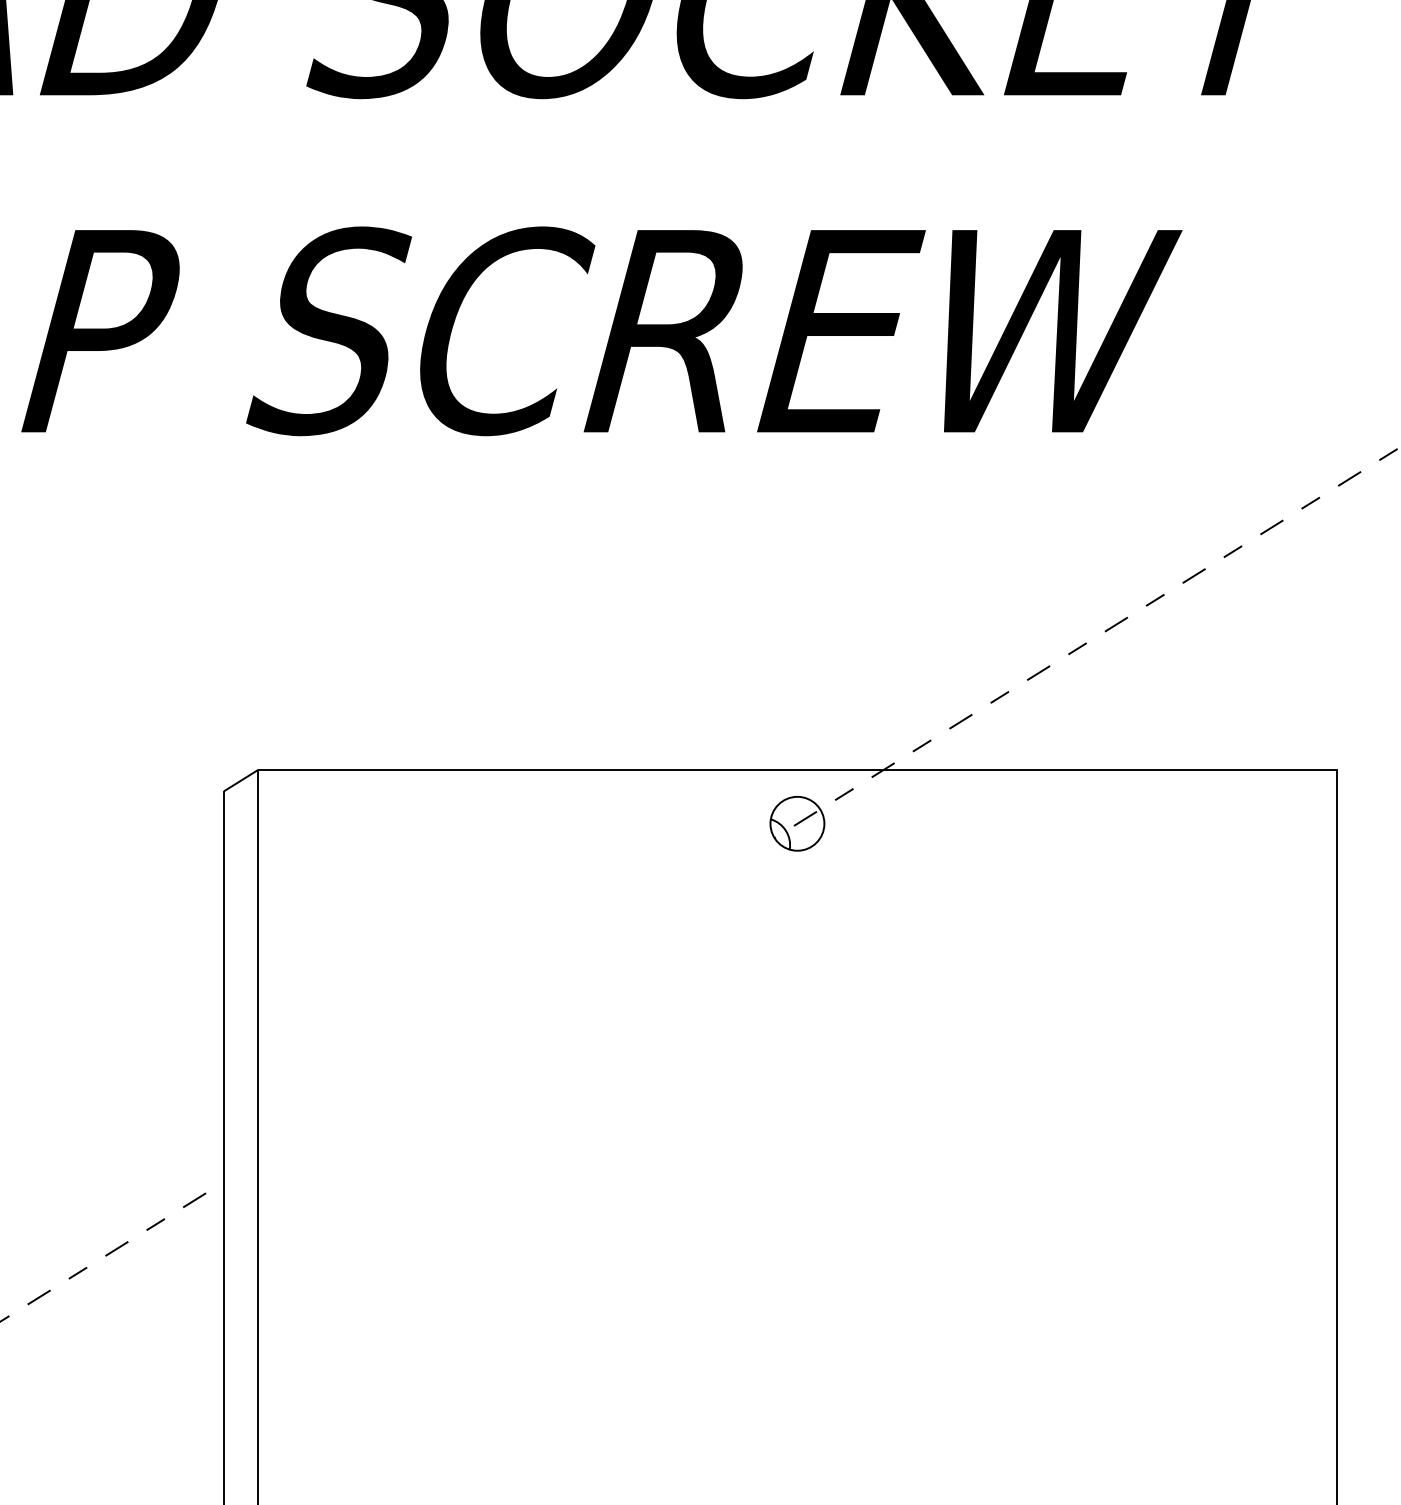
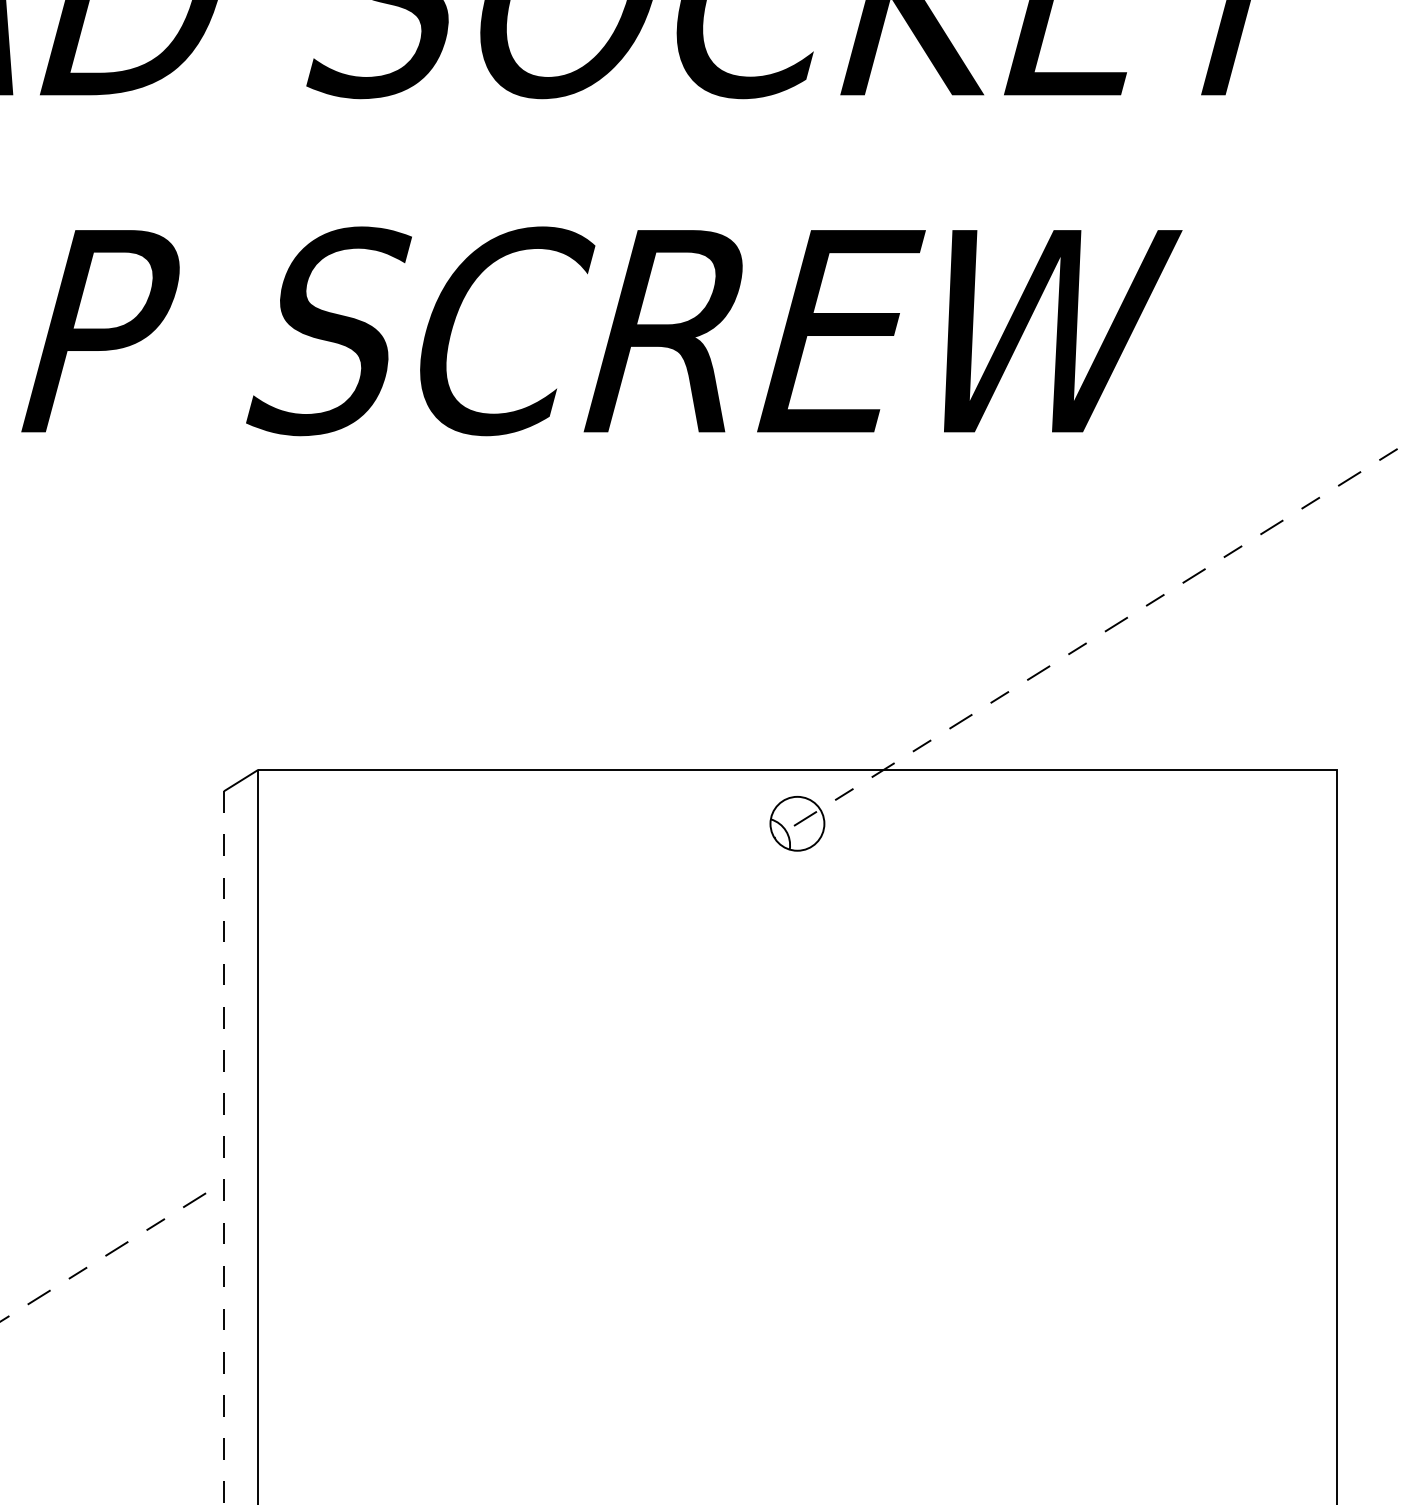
line: solid -> dashed (224, 1148)
